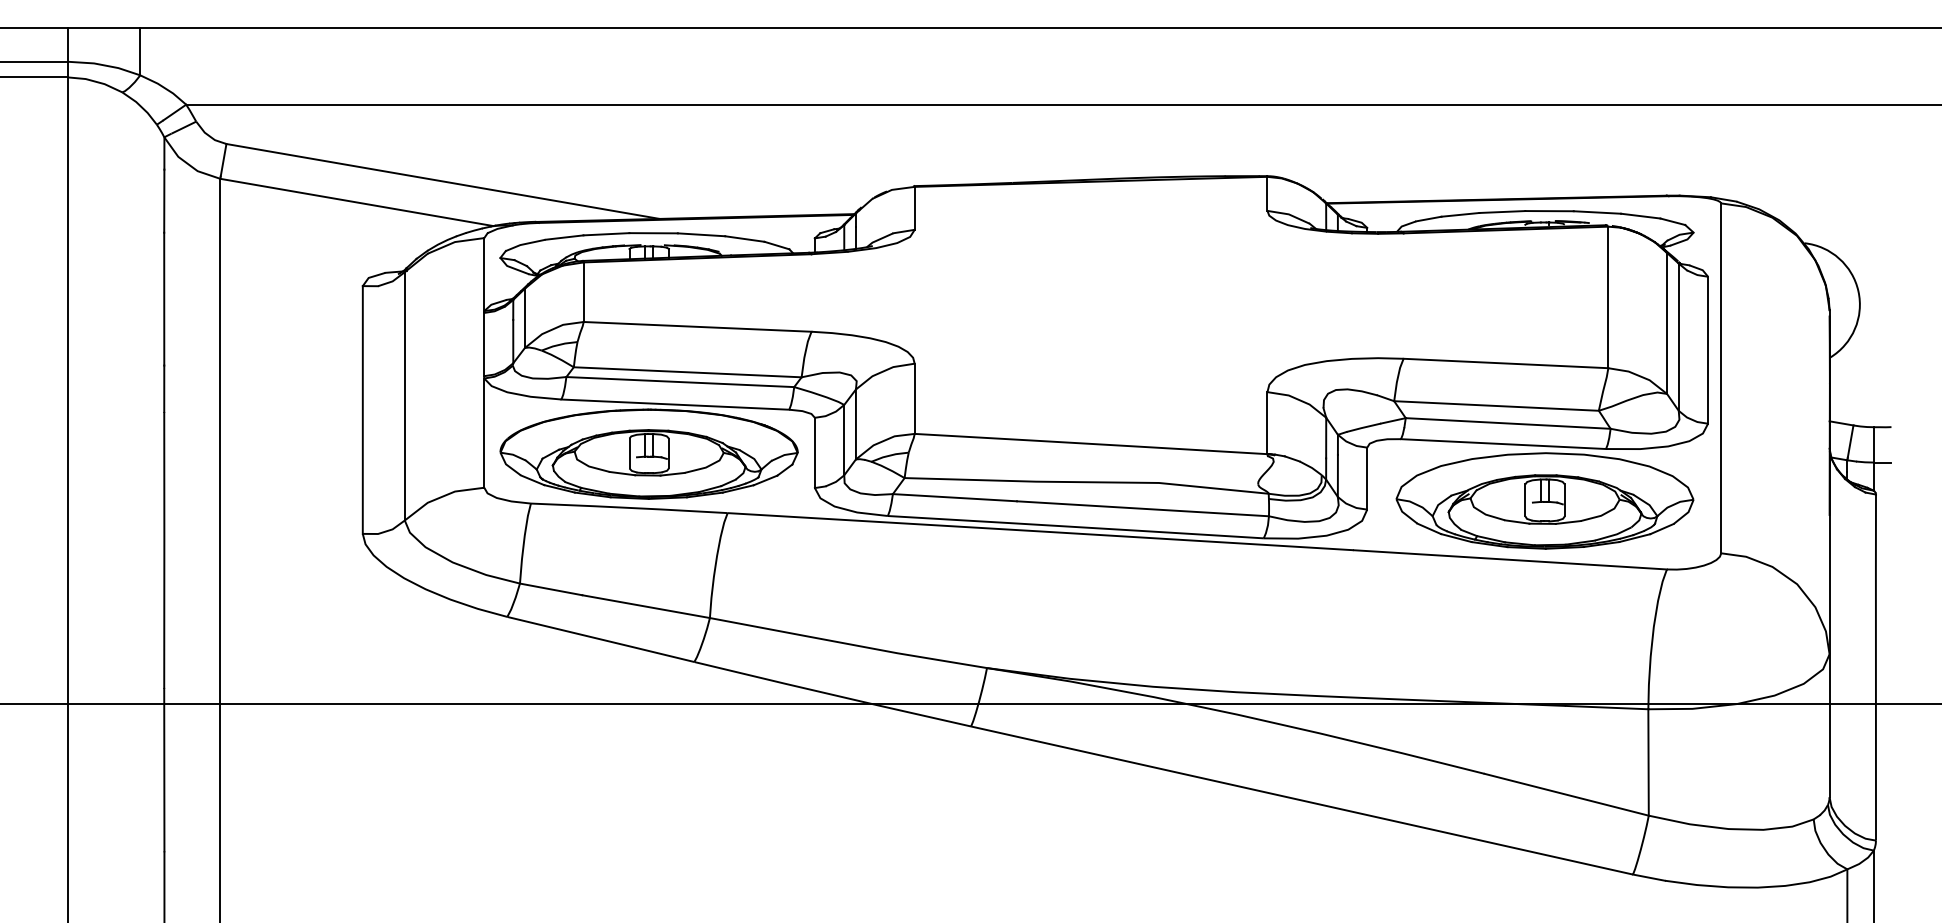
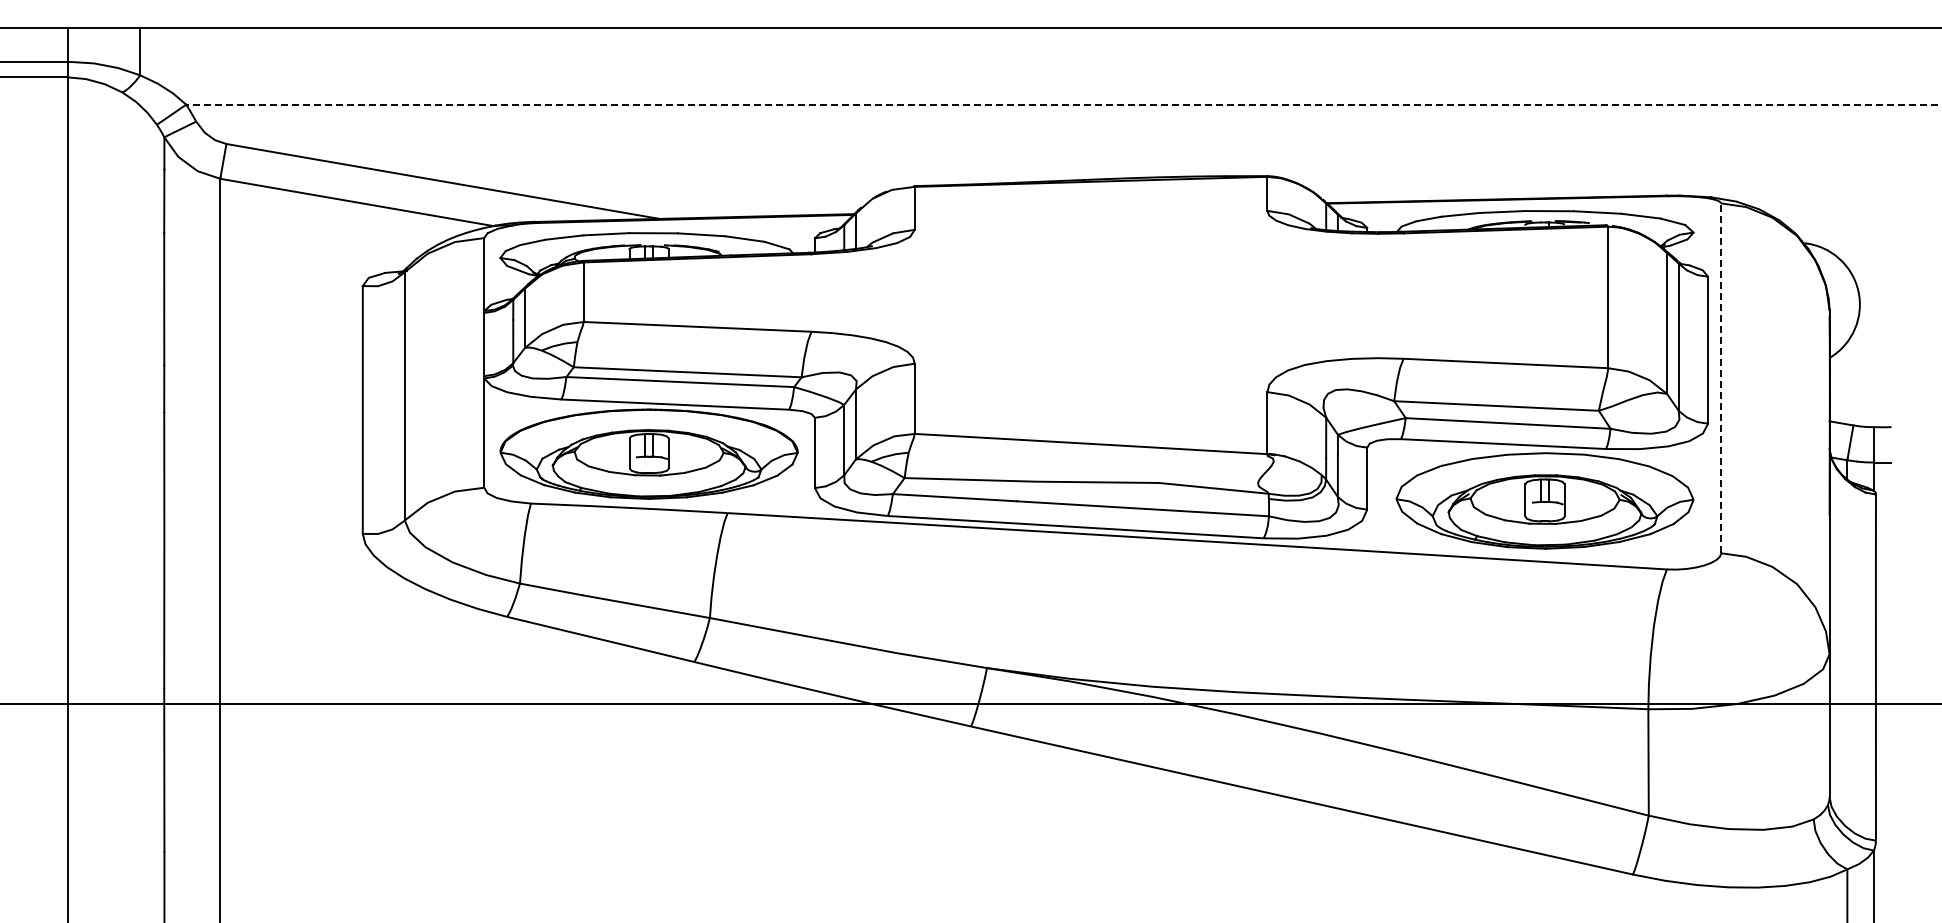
line: solid -> dashed (1063, 104)
line: solid -> dashed (1721, 378)
